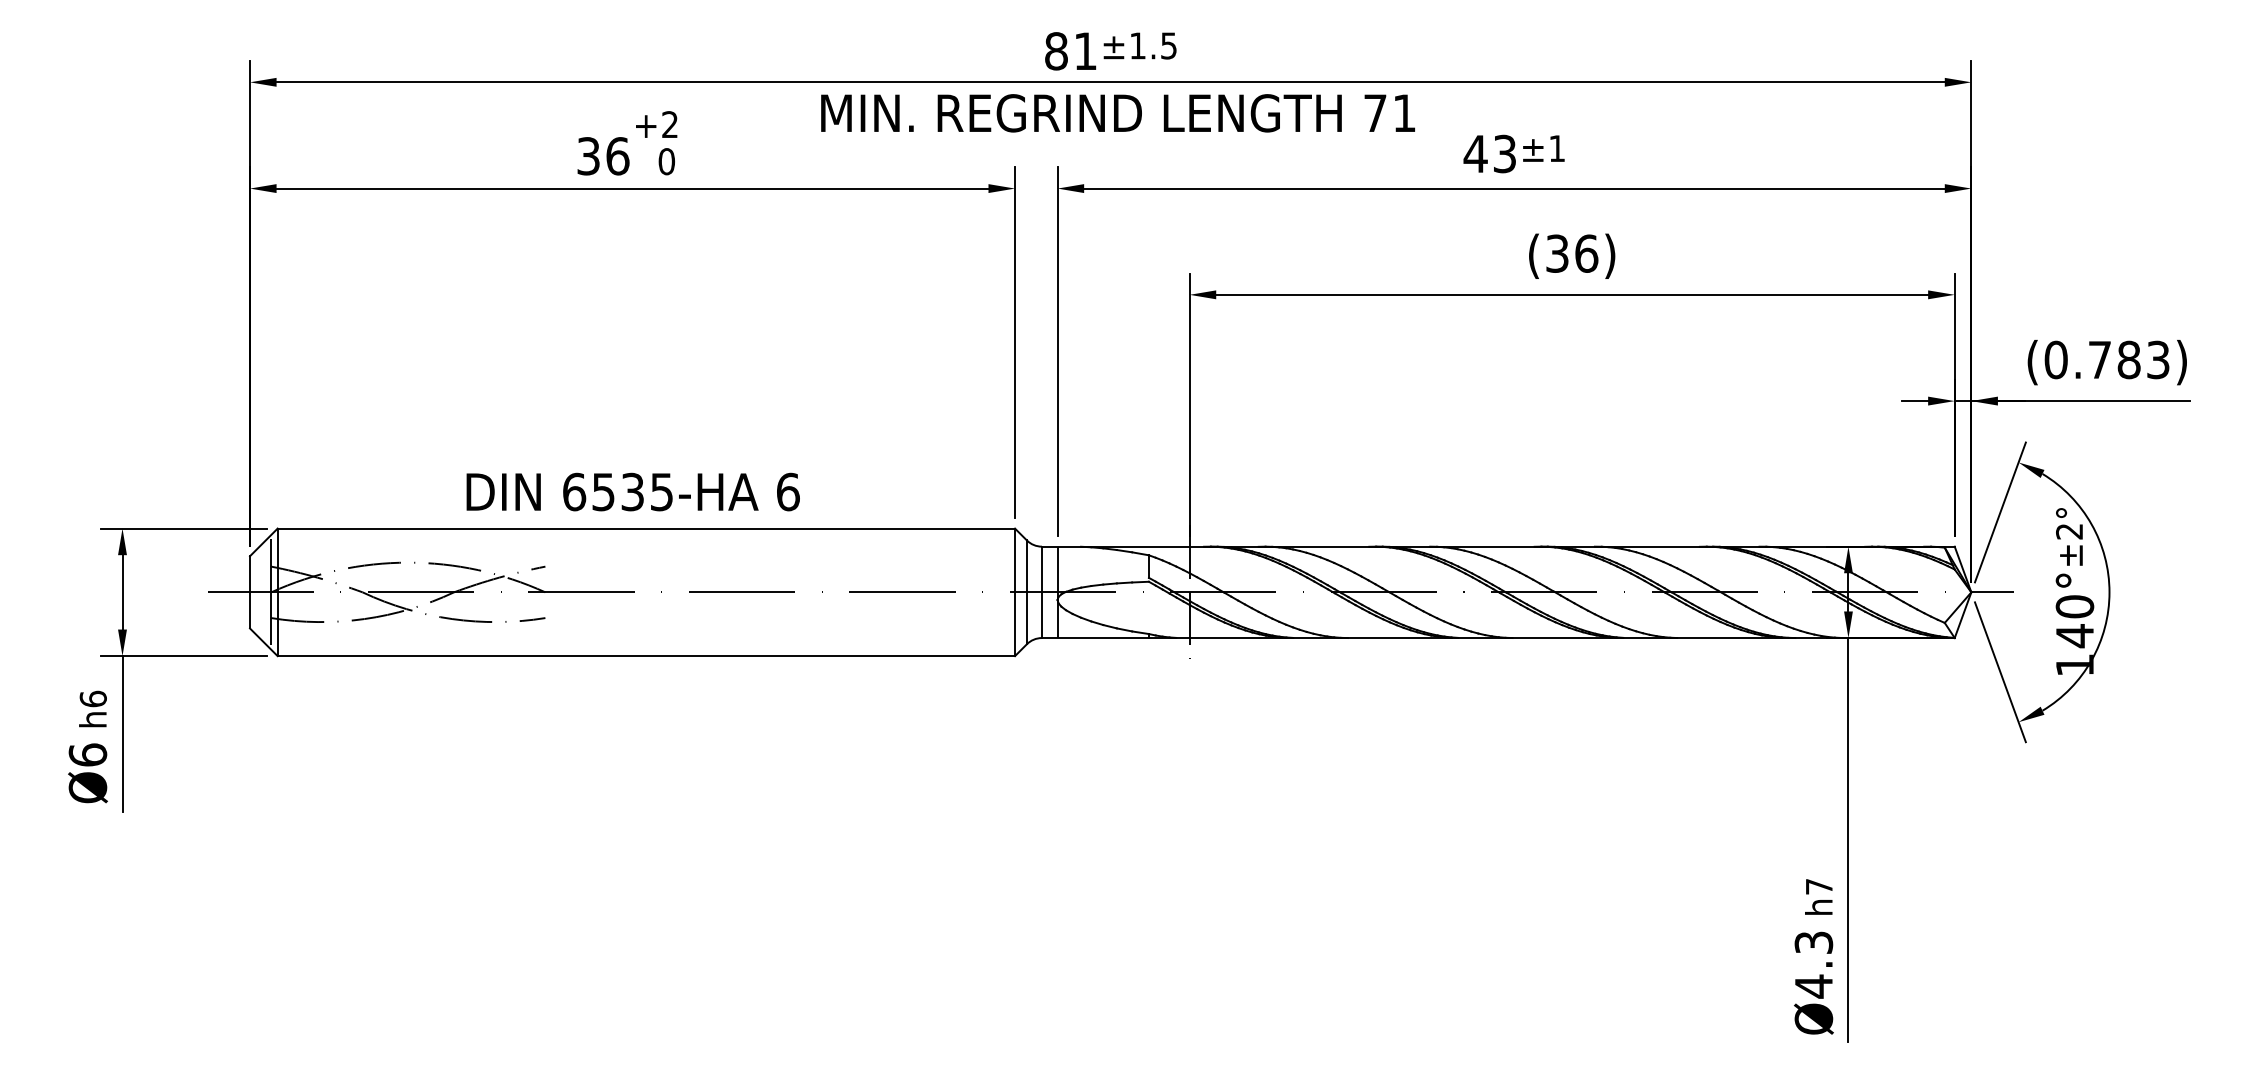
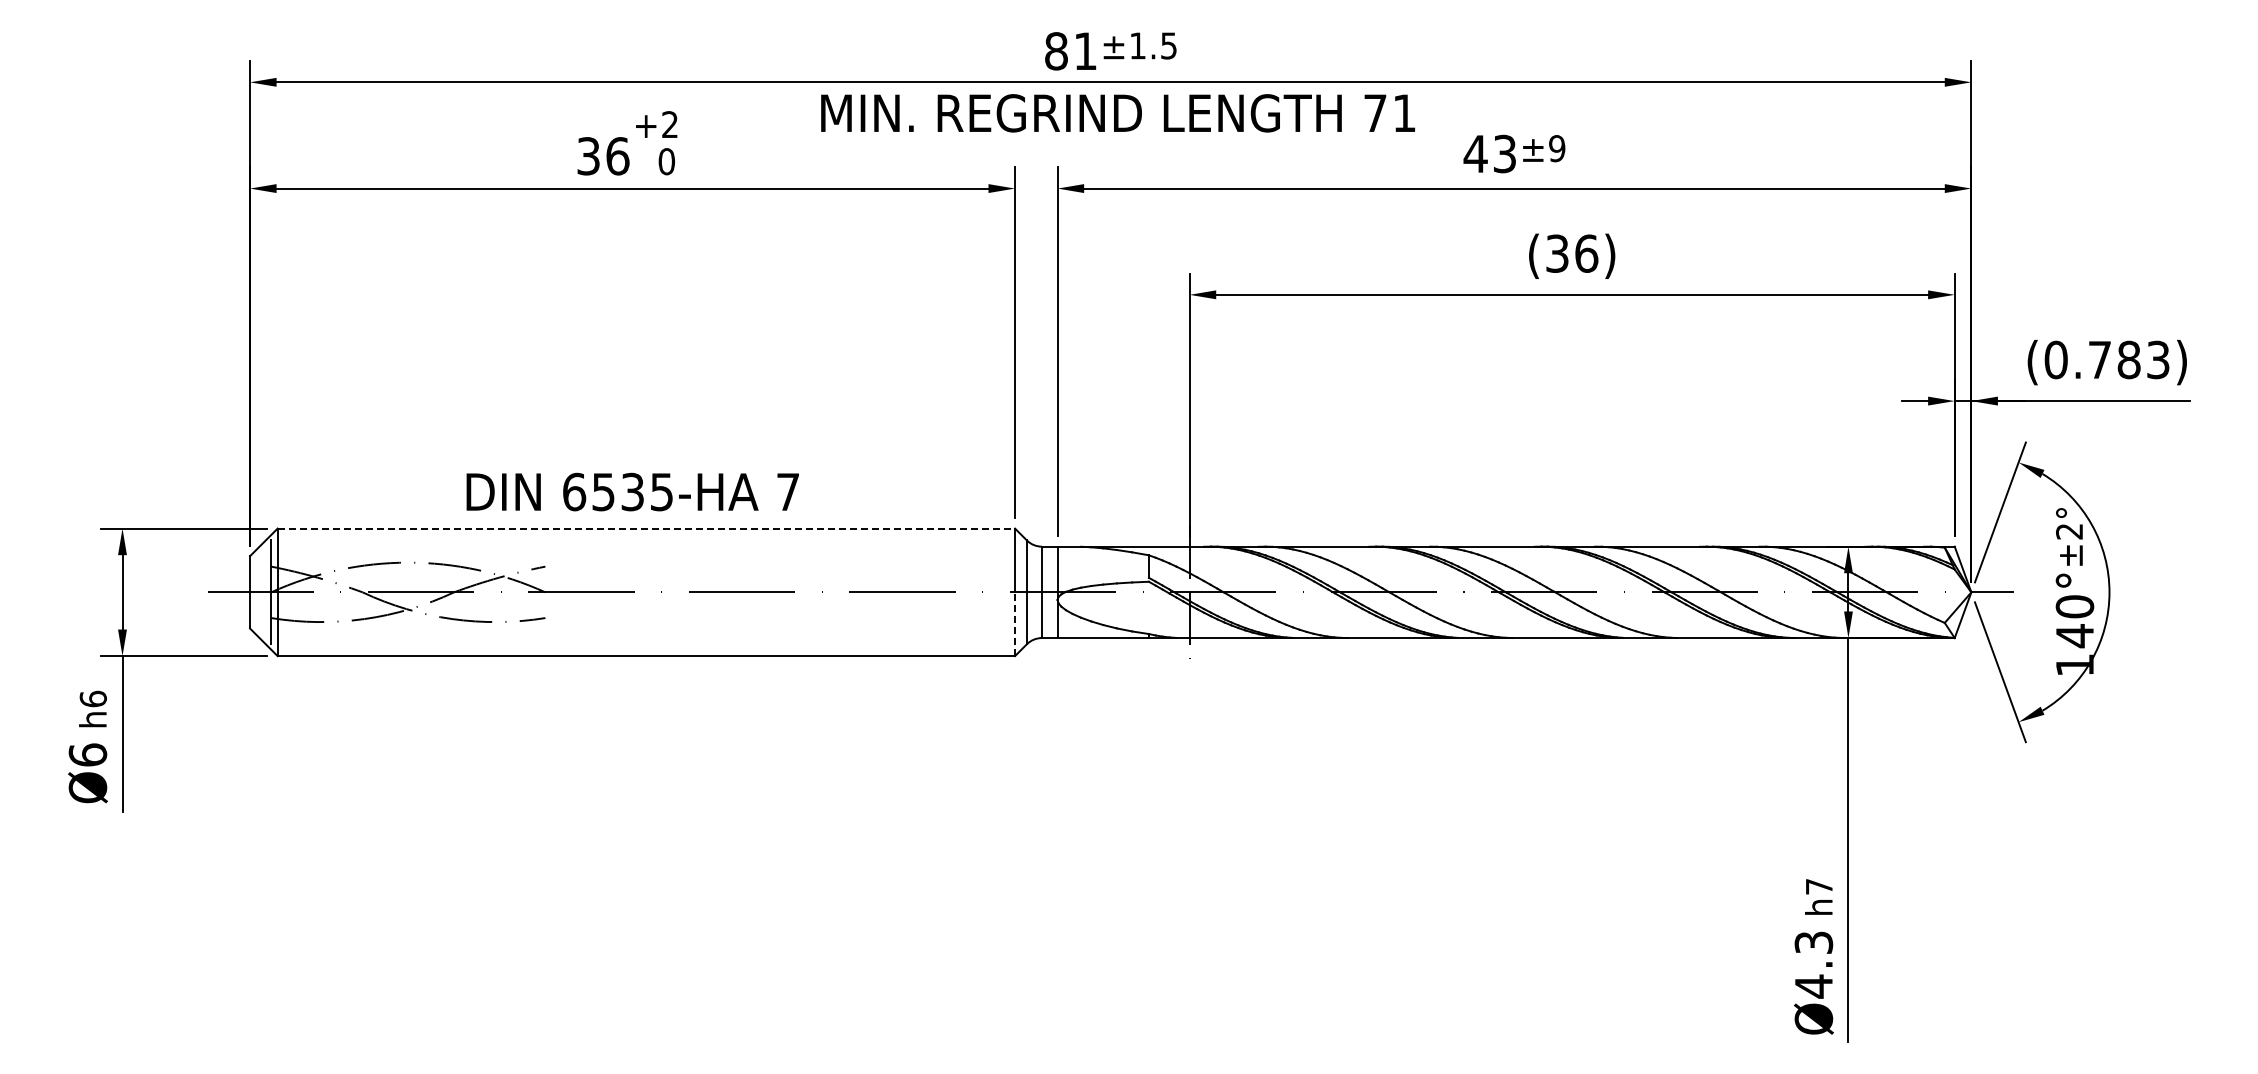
text: ±1 -> ±9 (1557, 148)
text: 6 -> 7 (788, 491)
line: solid -> dashed (646, 528)
line: solid -> dashed (1015, 624)
